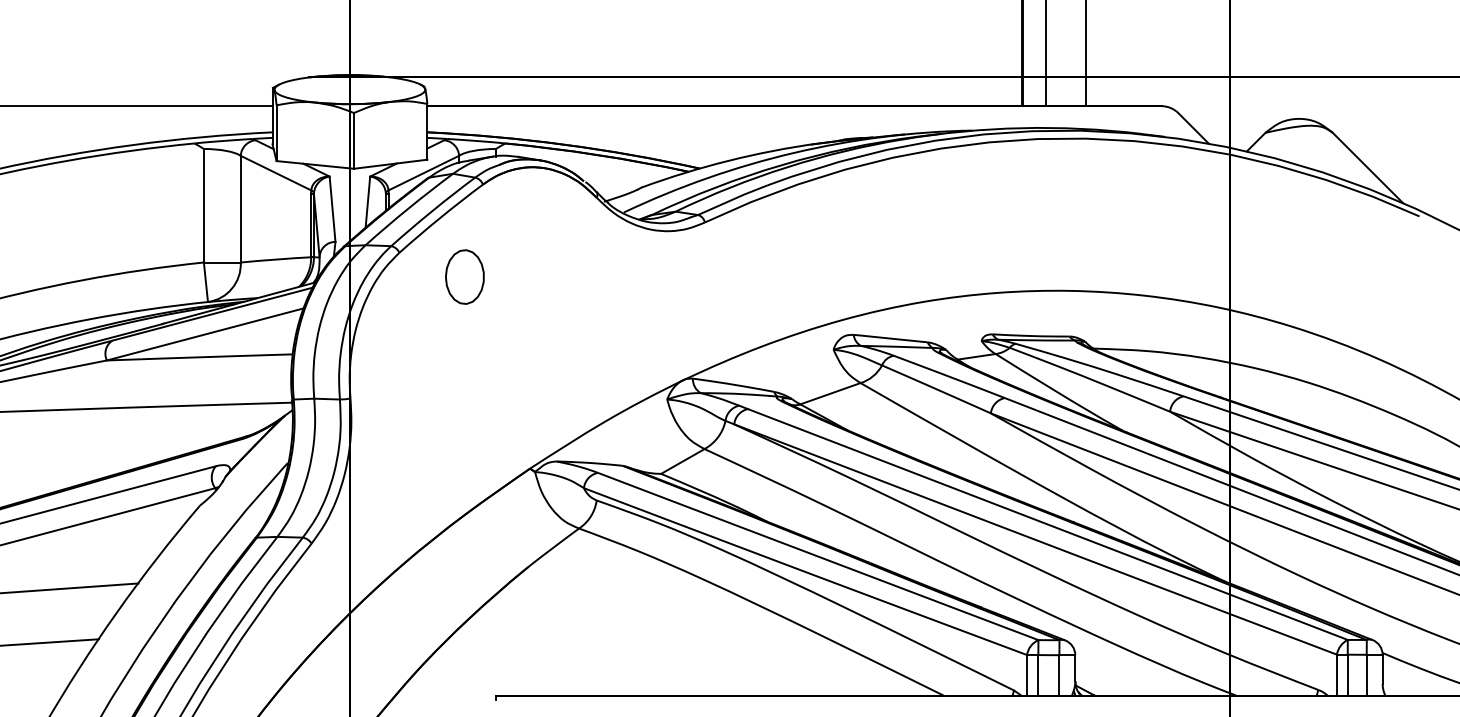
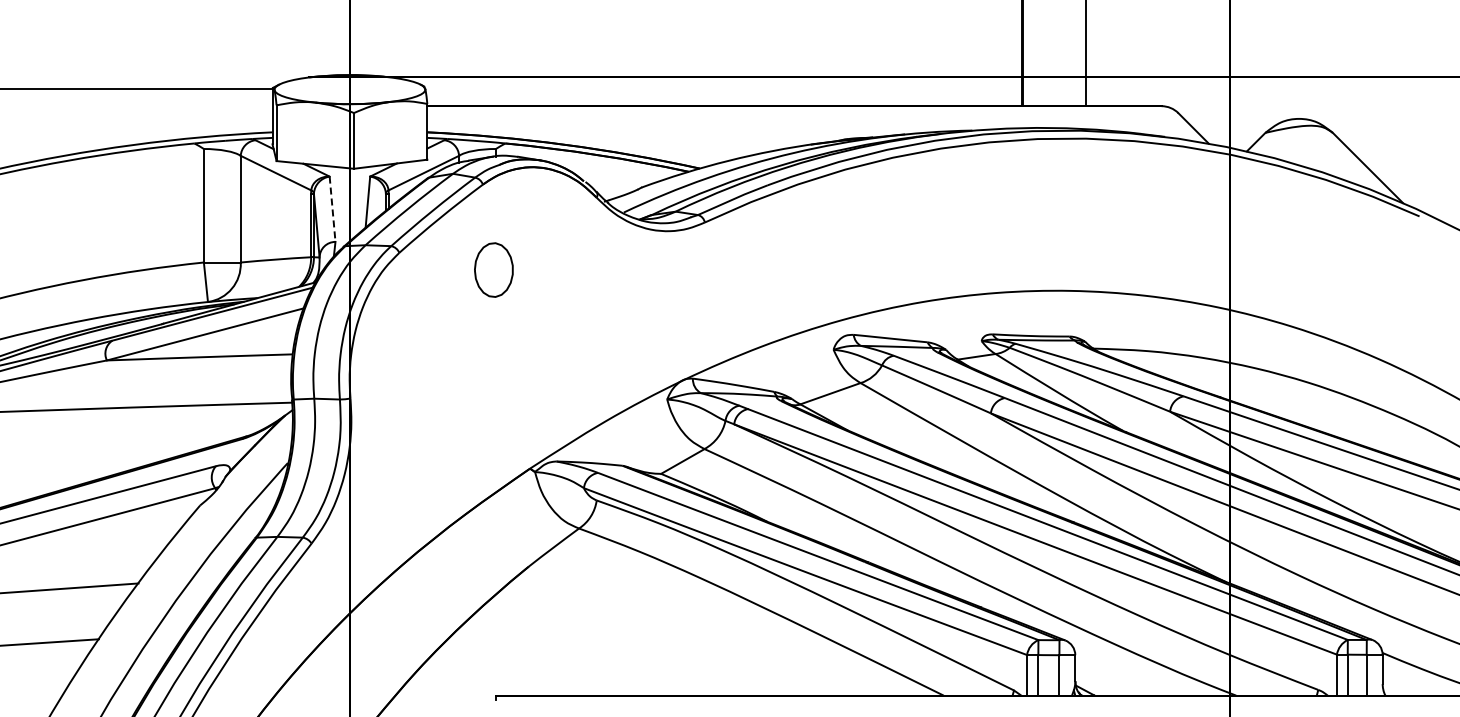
line: present -> none (1046, 54)
line position: (137, 106) -> (137, 89) (137, 89)
line: solid -> dashed (332, 209)
part position: (464, 276) -> (493, 269) (493, 269)
